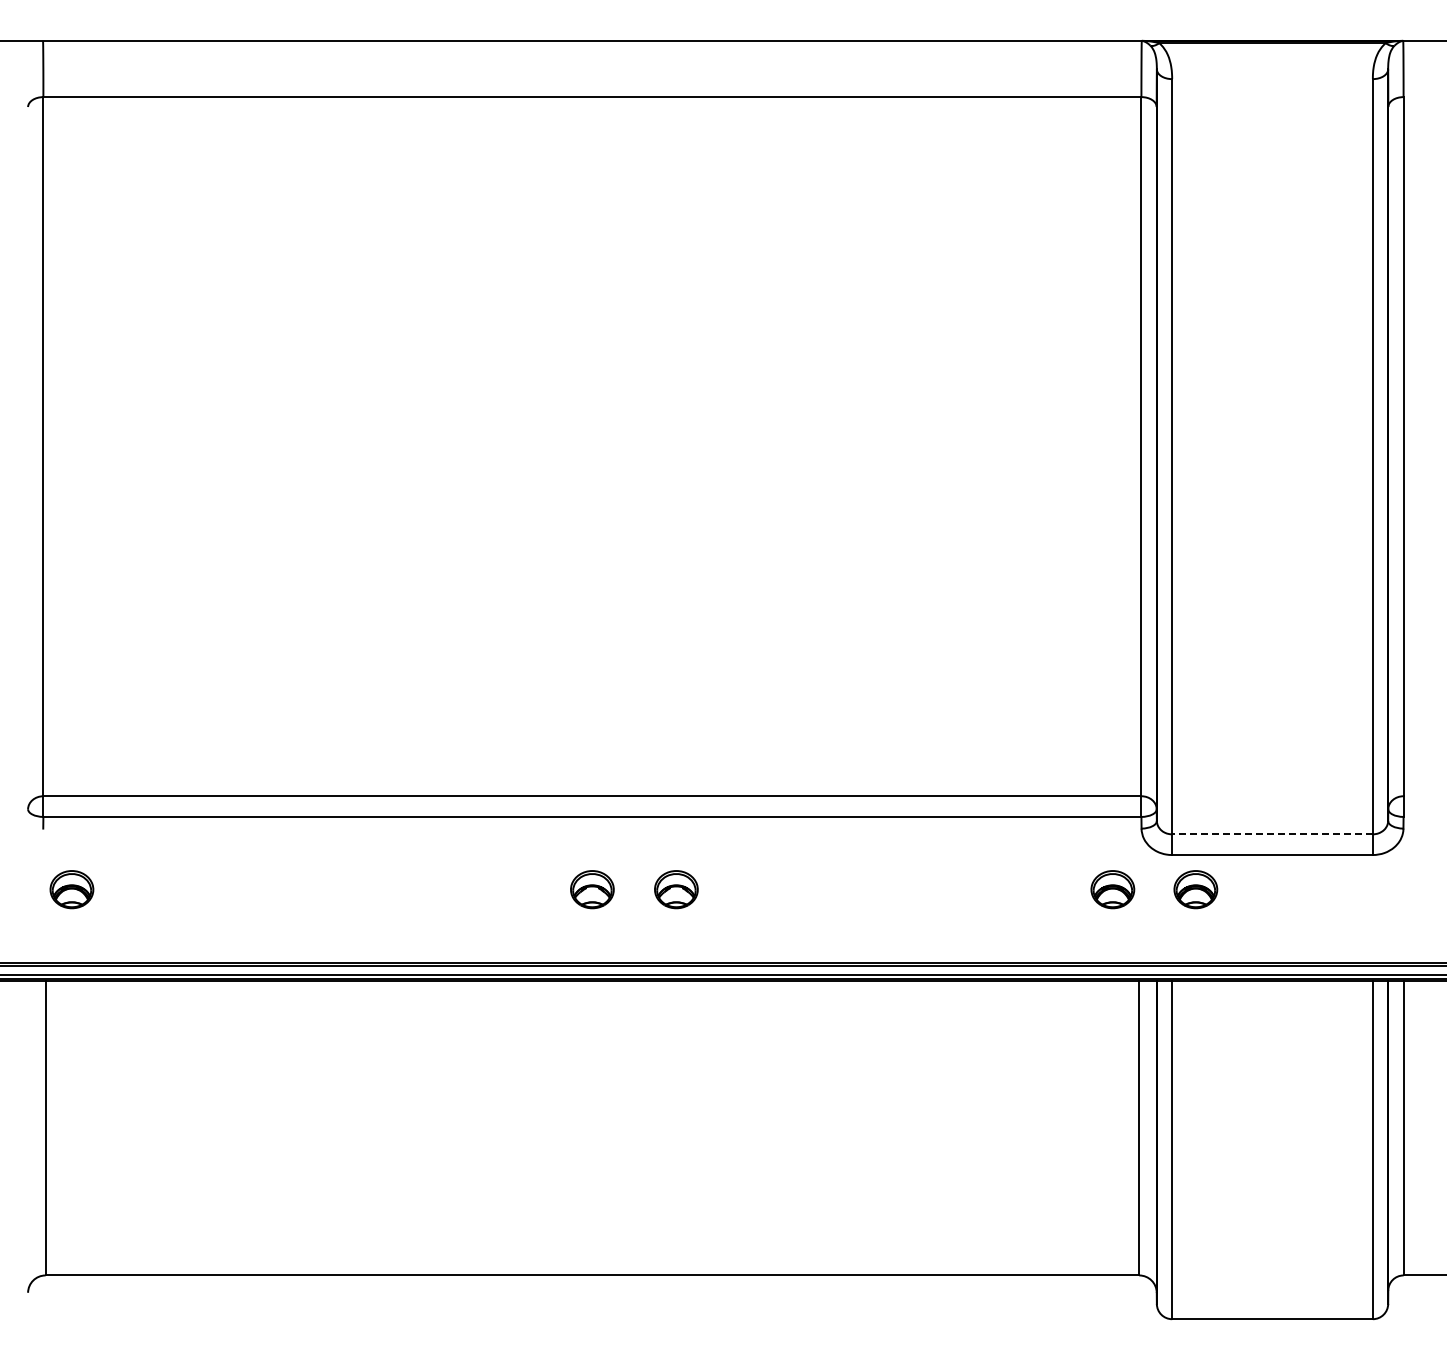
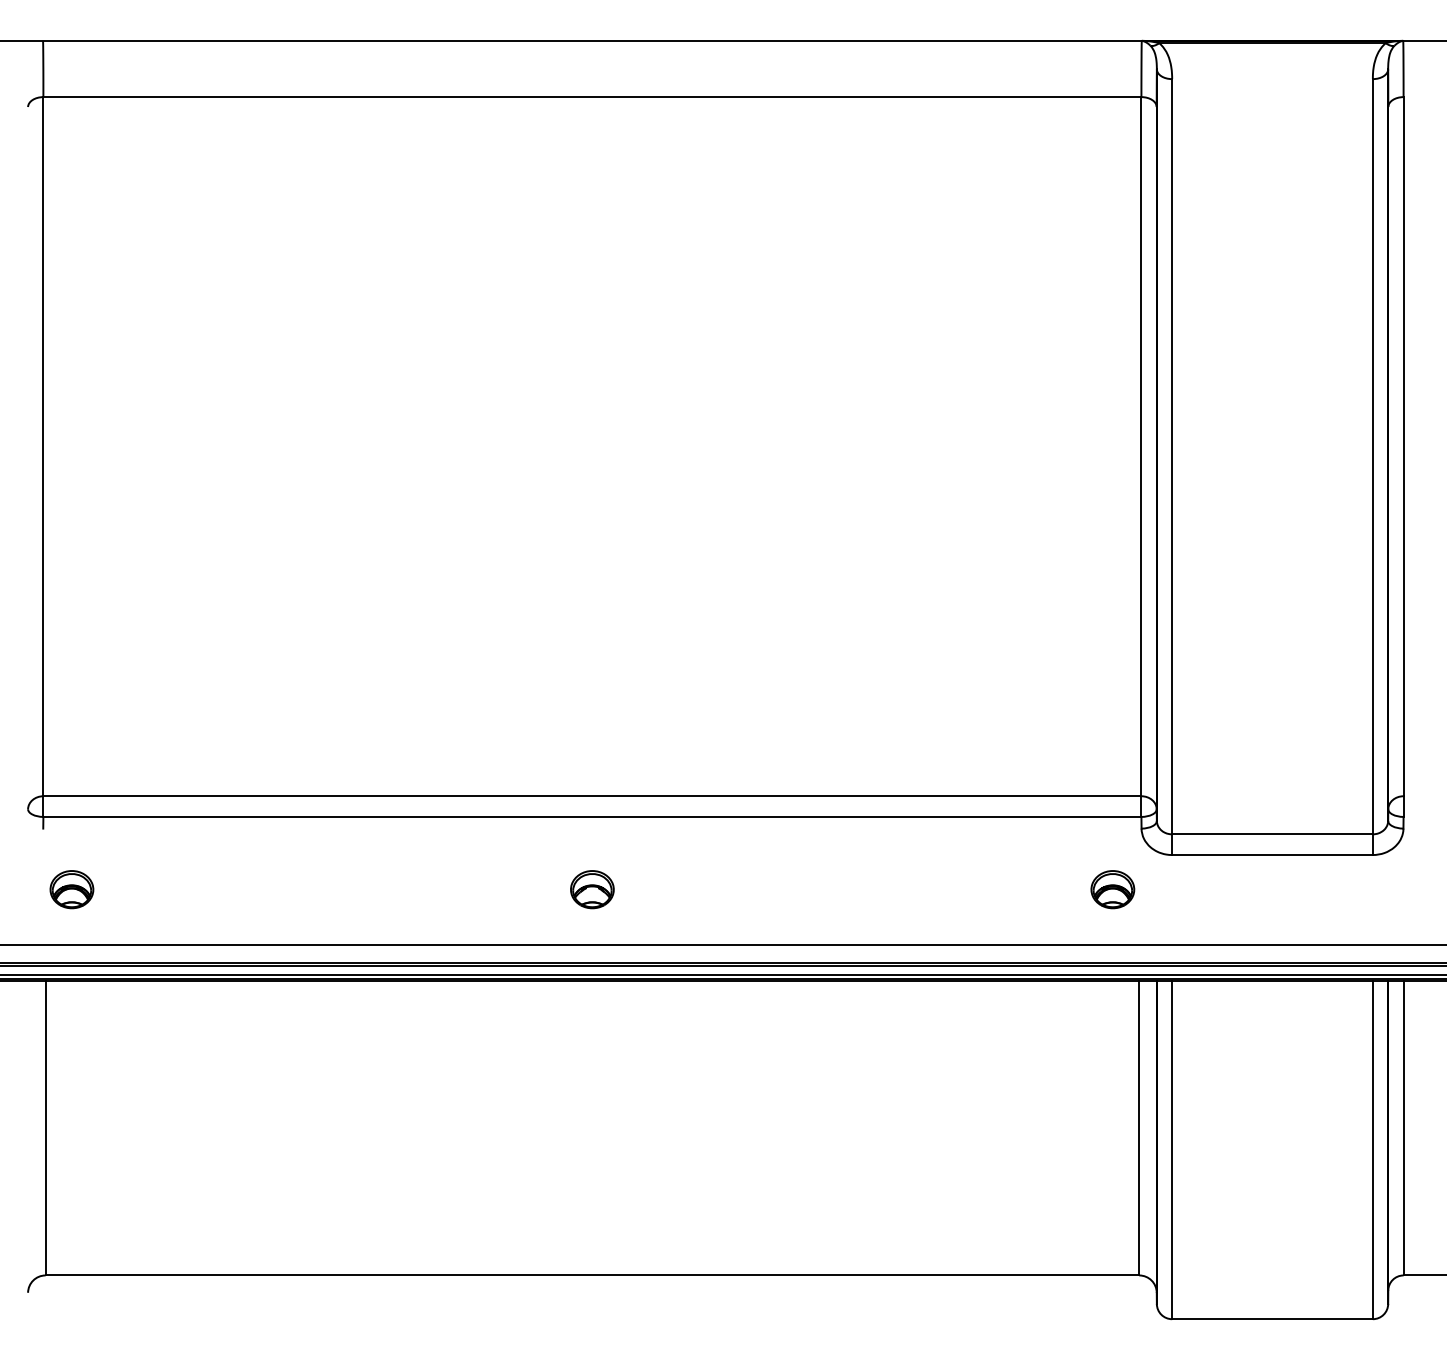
line: dashed -> solid (1272, 834)
part: present -> none (676, 889)
part: present -> none (1195, 889)
line: none -> present (722, 944)
